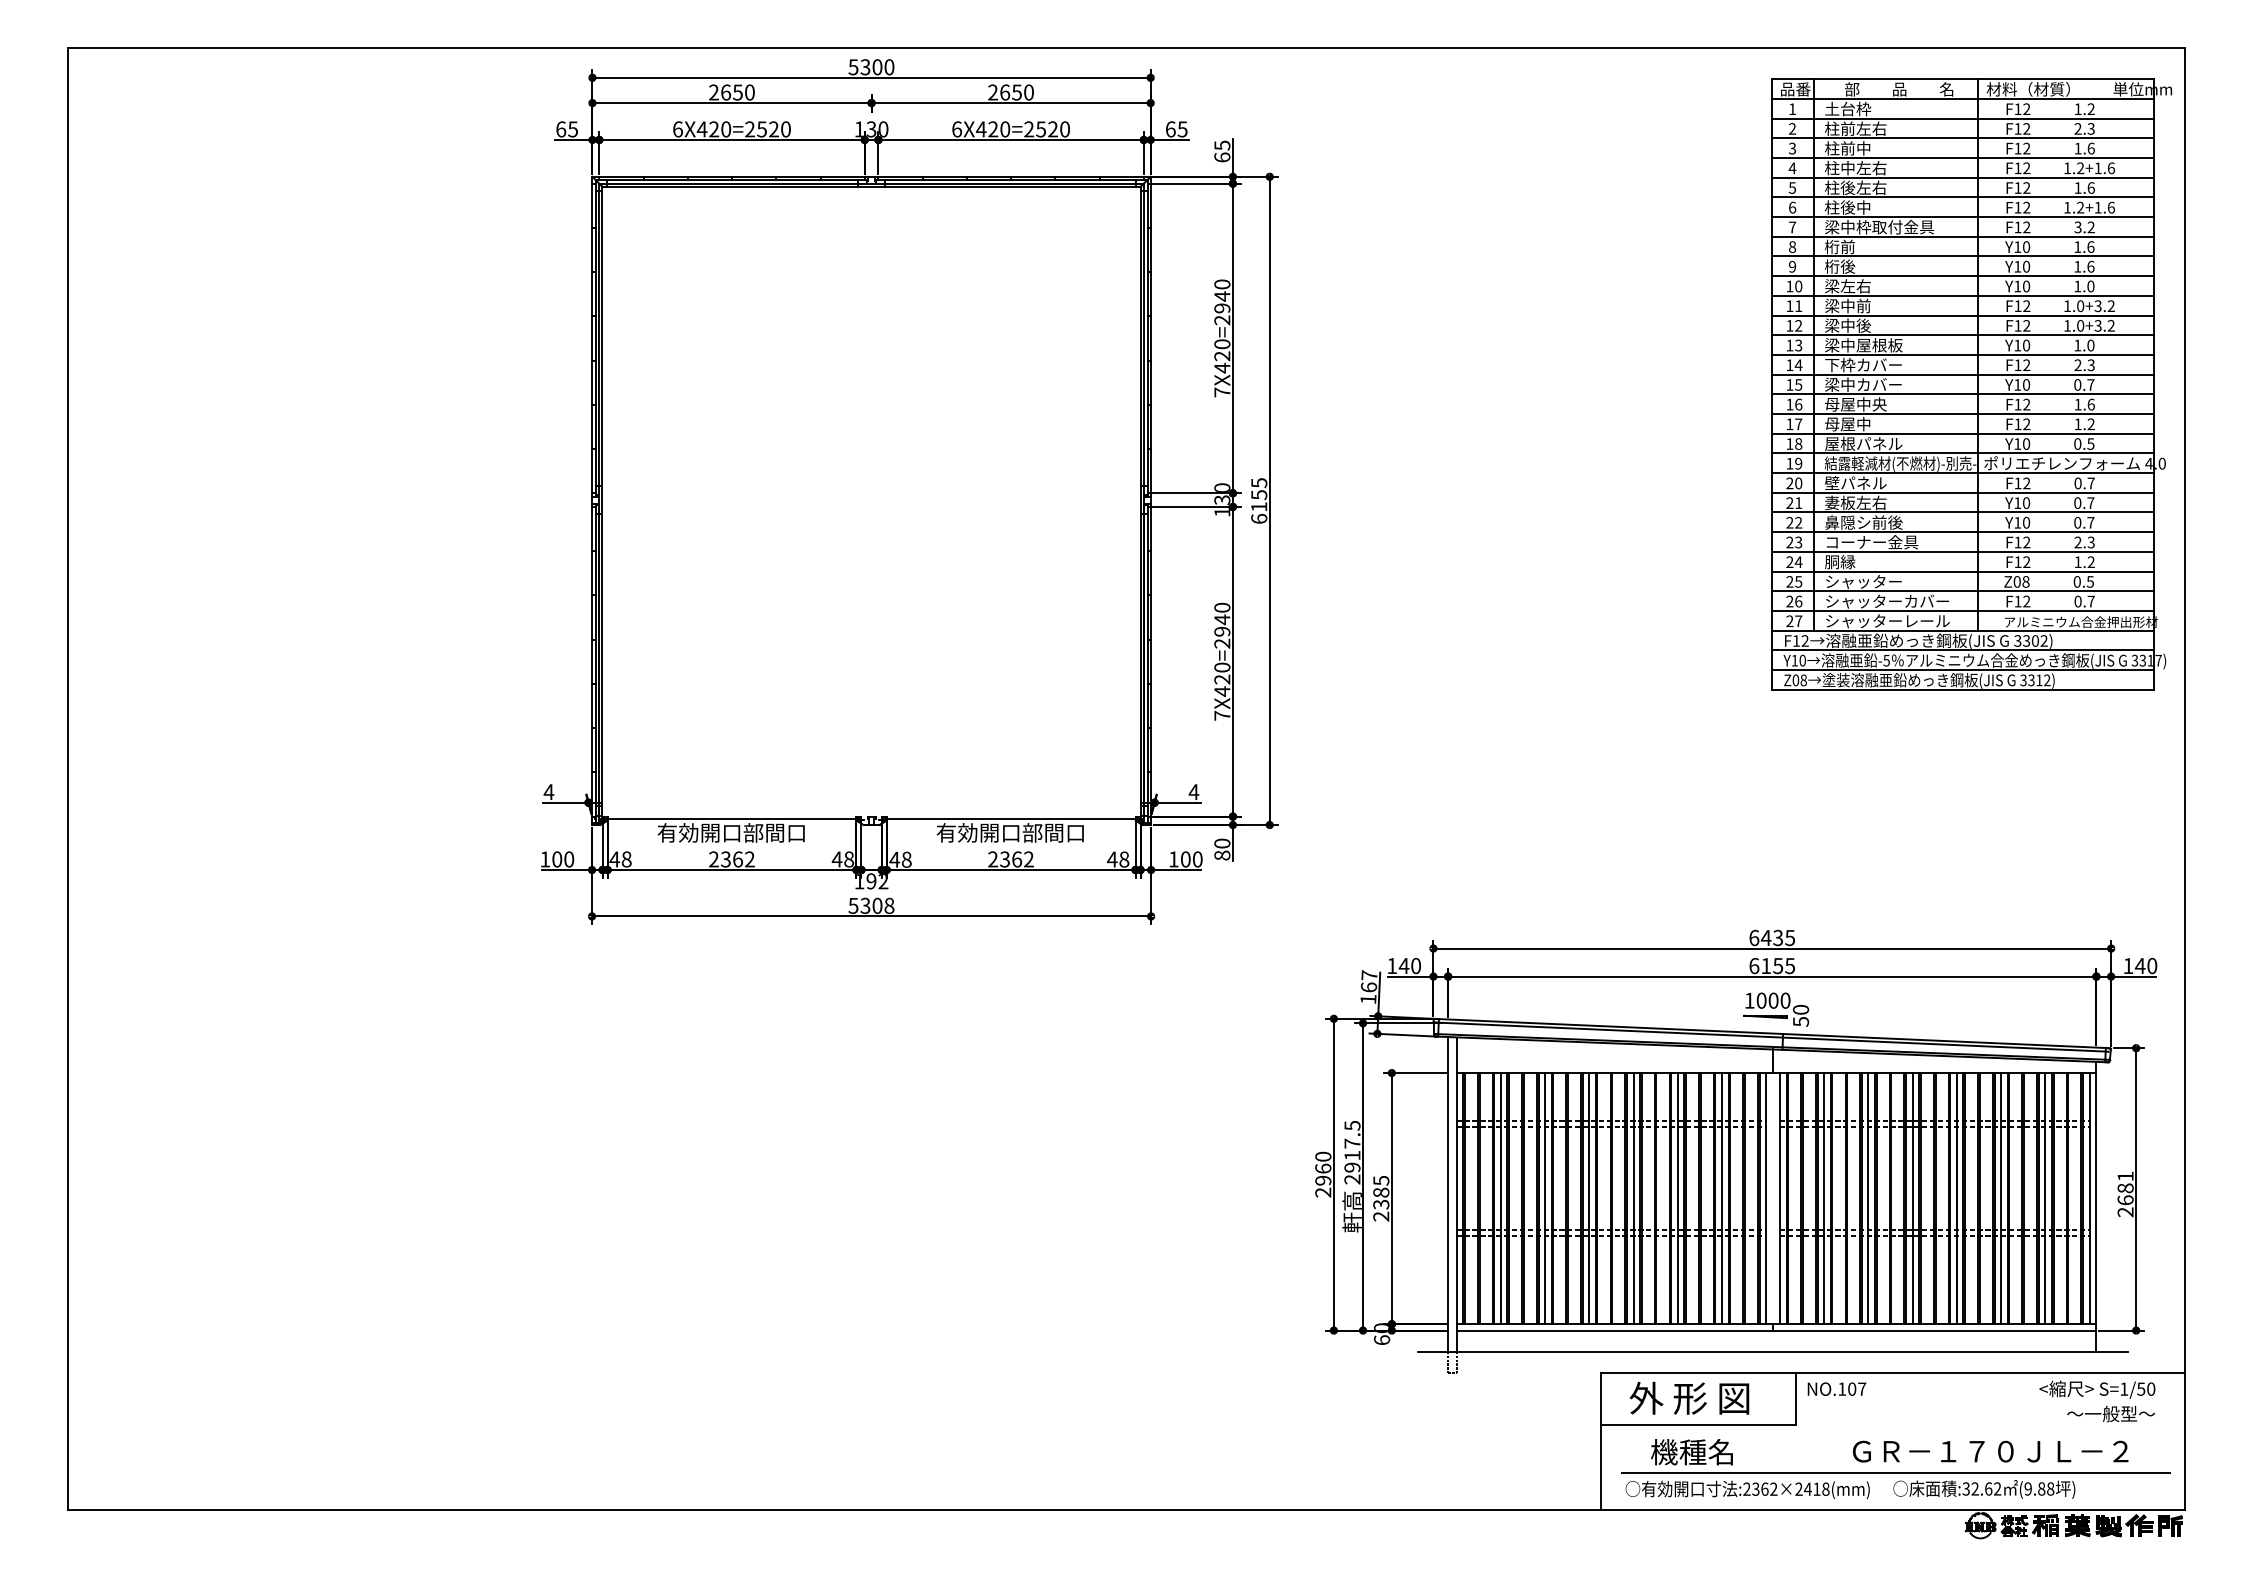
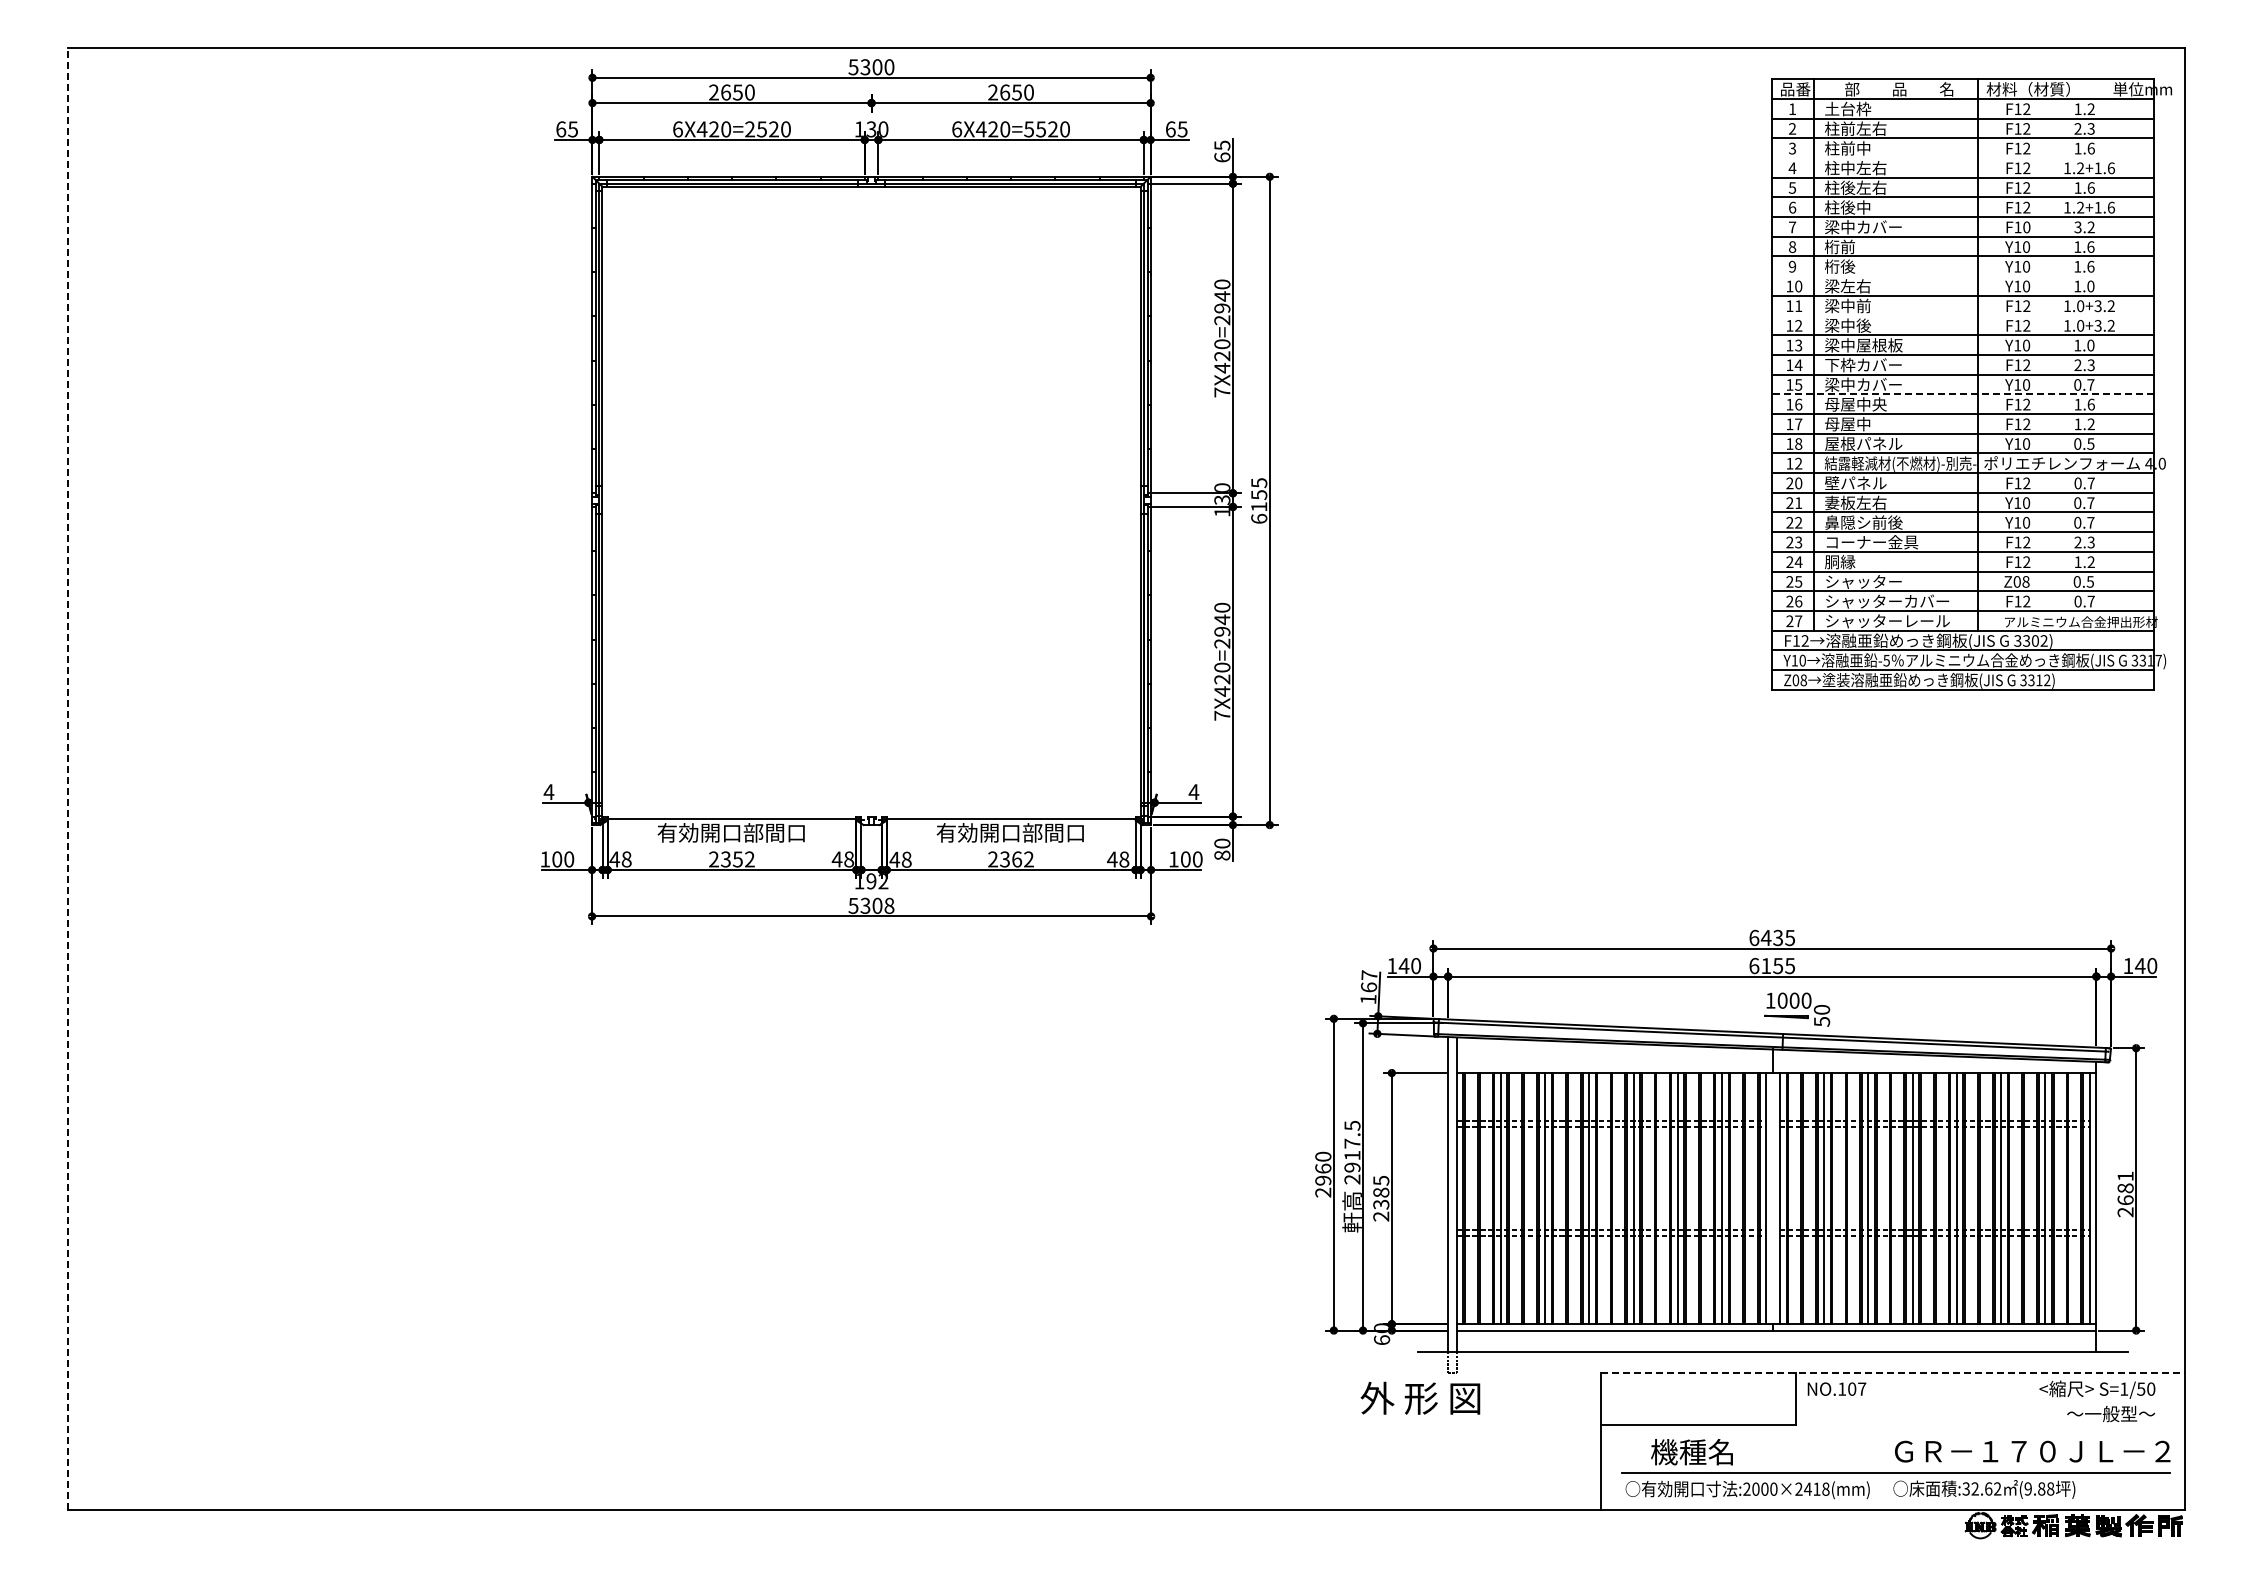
text: 6X420=2520 -> 6X420=5520 (1029, 129)
line: present -> none (1962, 157)
text: 梁中枠取付金具 -> 梁中カバー (1895, 227)
text: F12 -> F10 (2026, 227)
line: present -> none (1962, 276)
line: present -> none (1962, 315)
line: solid -> dashed (1962, 394)
text: 19 -> 12 (1798, 463)
line: solid -> dashed (67, 778)
text: 2362 -> 2352 (737, 859)
part position: (1776, 1009) -> (1797, 1009) (1797, 1009)
line: solid -> dashed (1893, 1372)
text position: (1689, 1397) -> (1420, 1397) (1420, 1397)
text position: (1990, 1451) -> (2032, 1451) (2032, 1451)
text: :2362×2418(mm) -> :2000×2418(mm) (1764, 1488)
